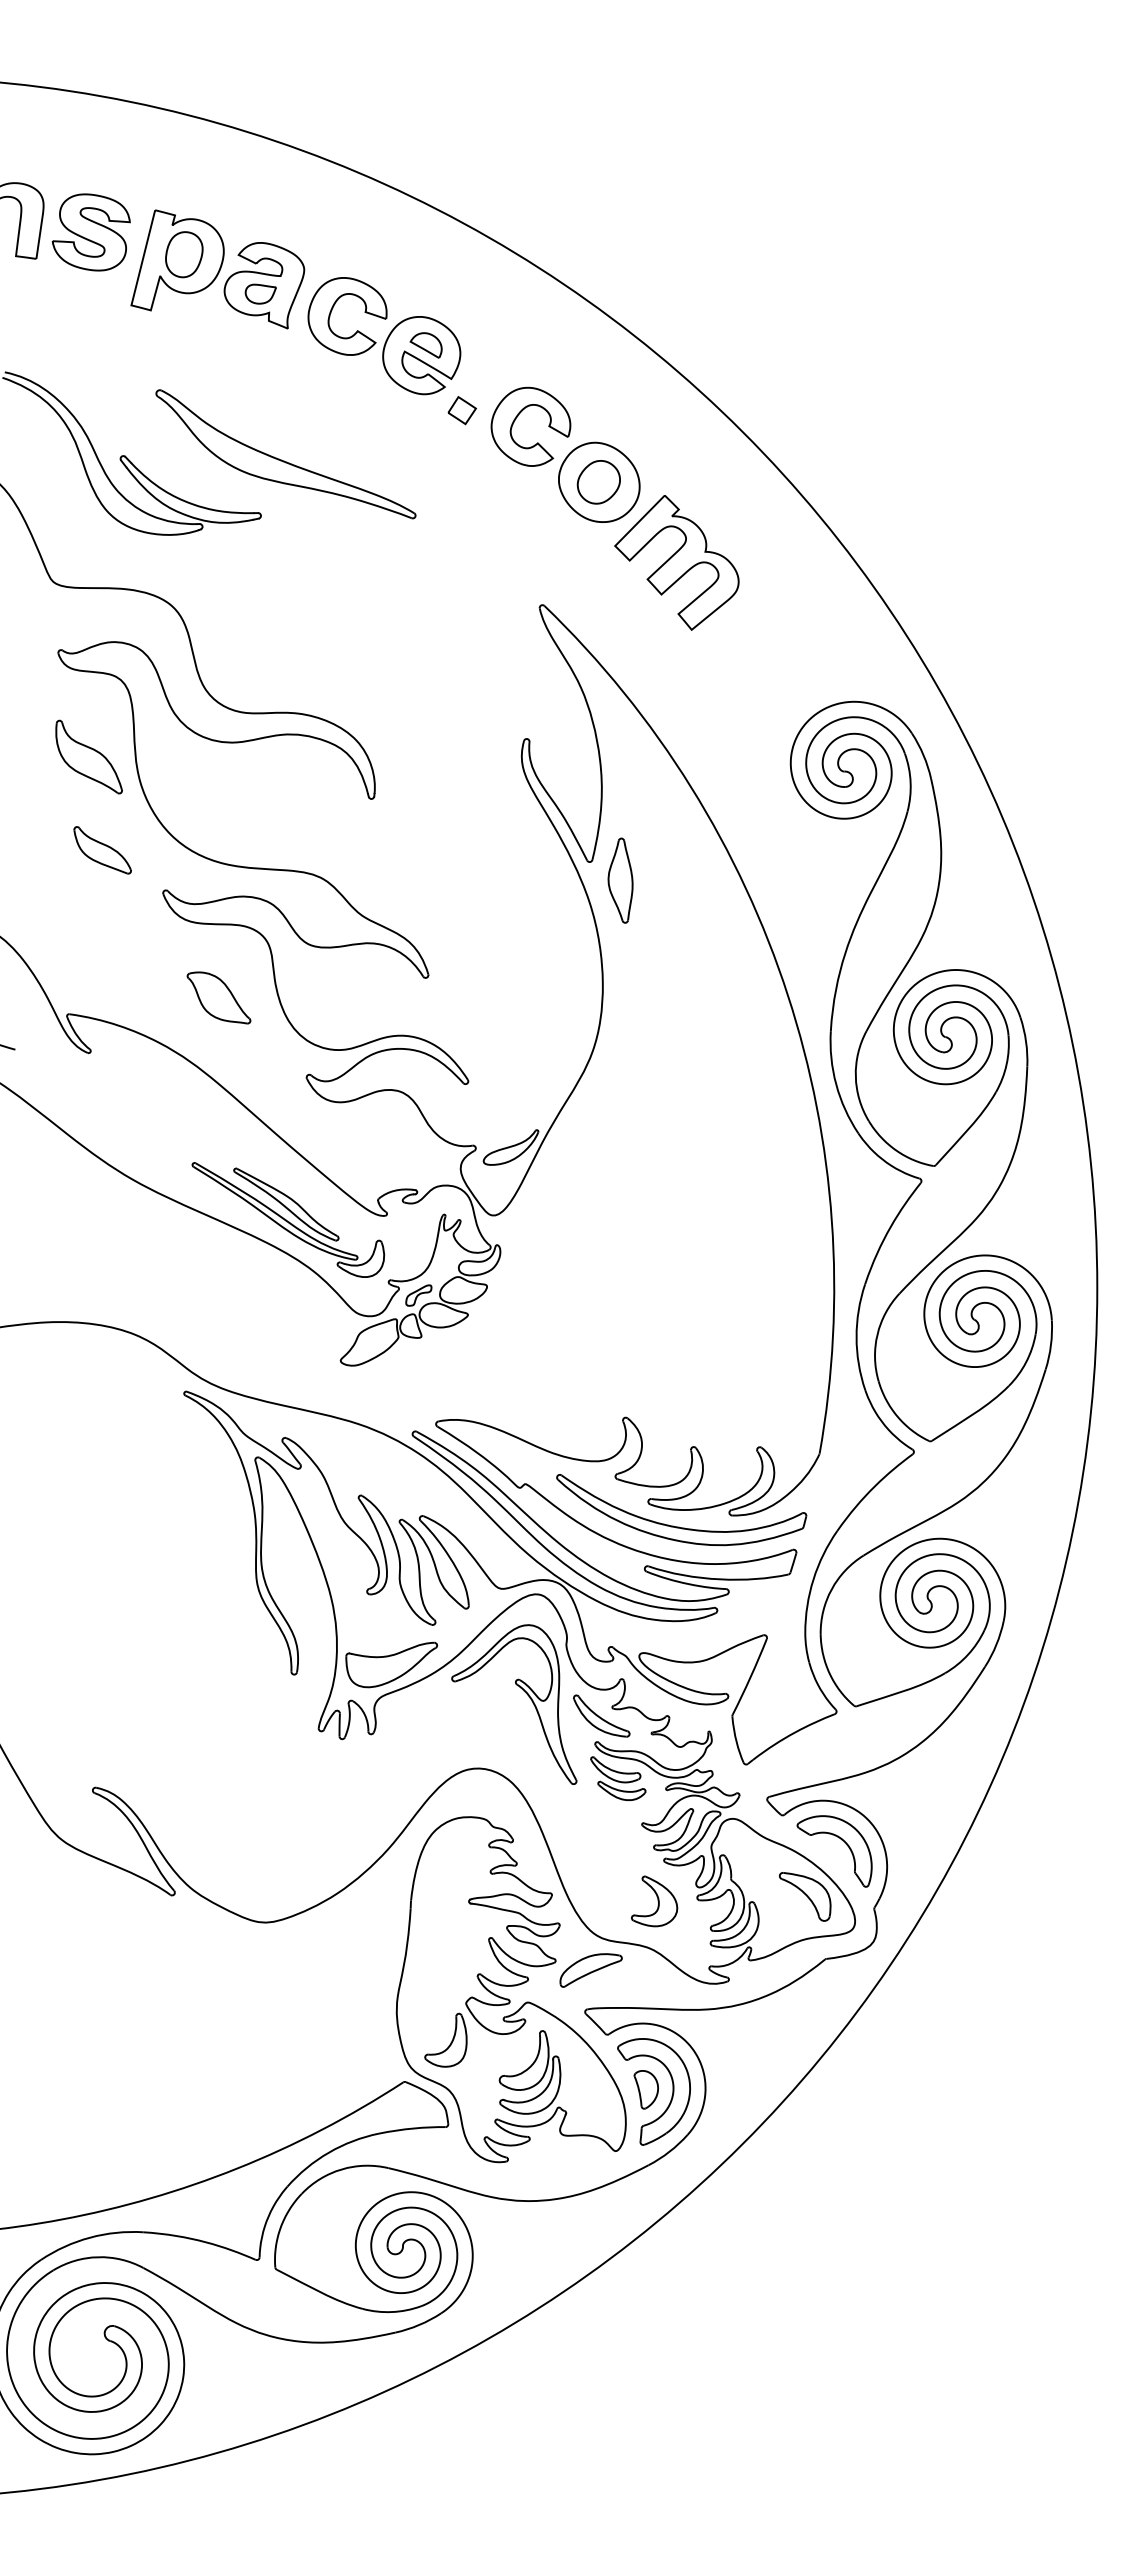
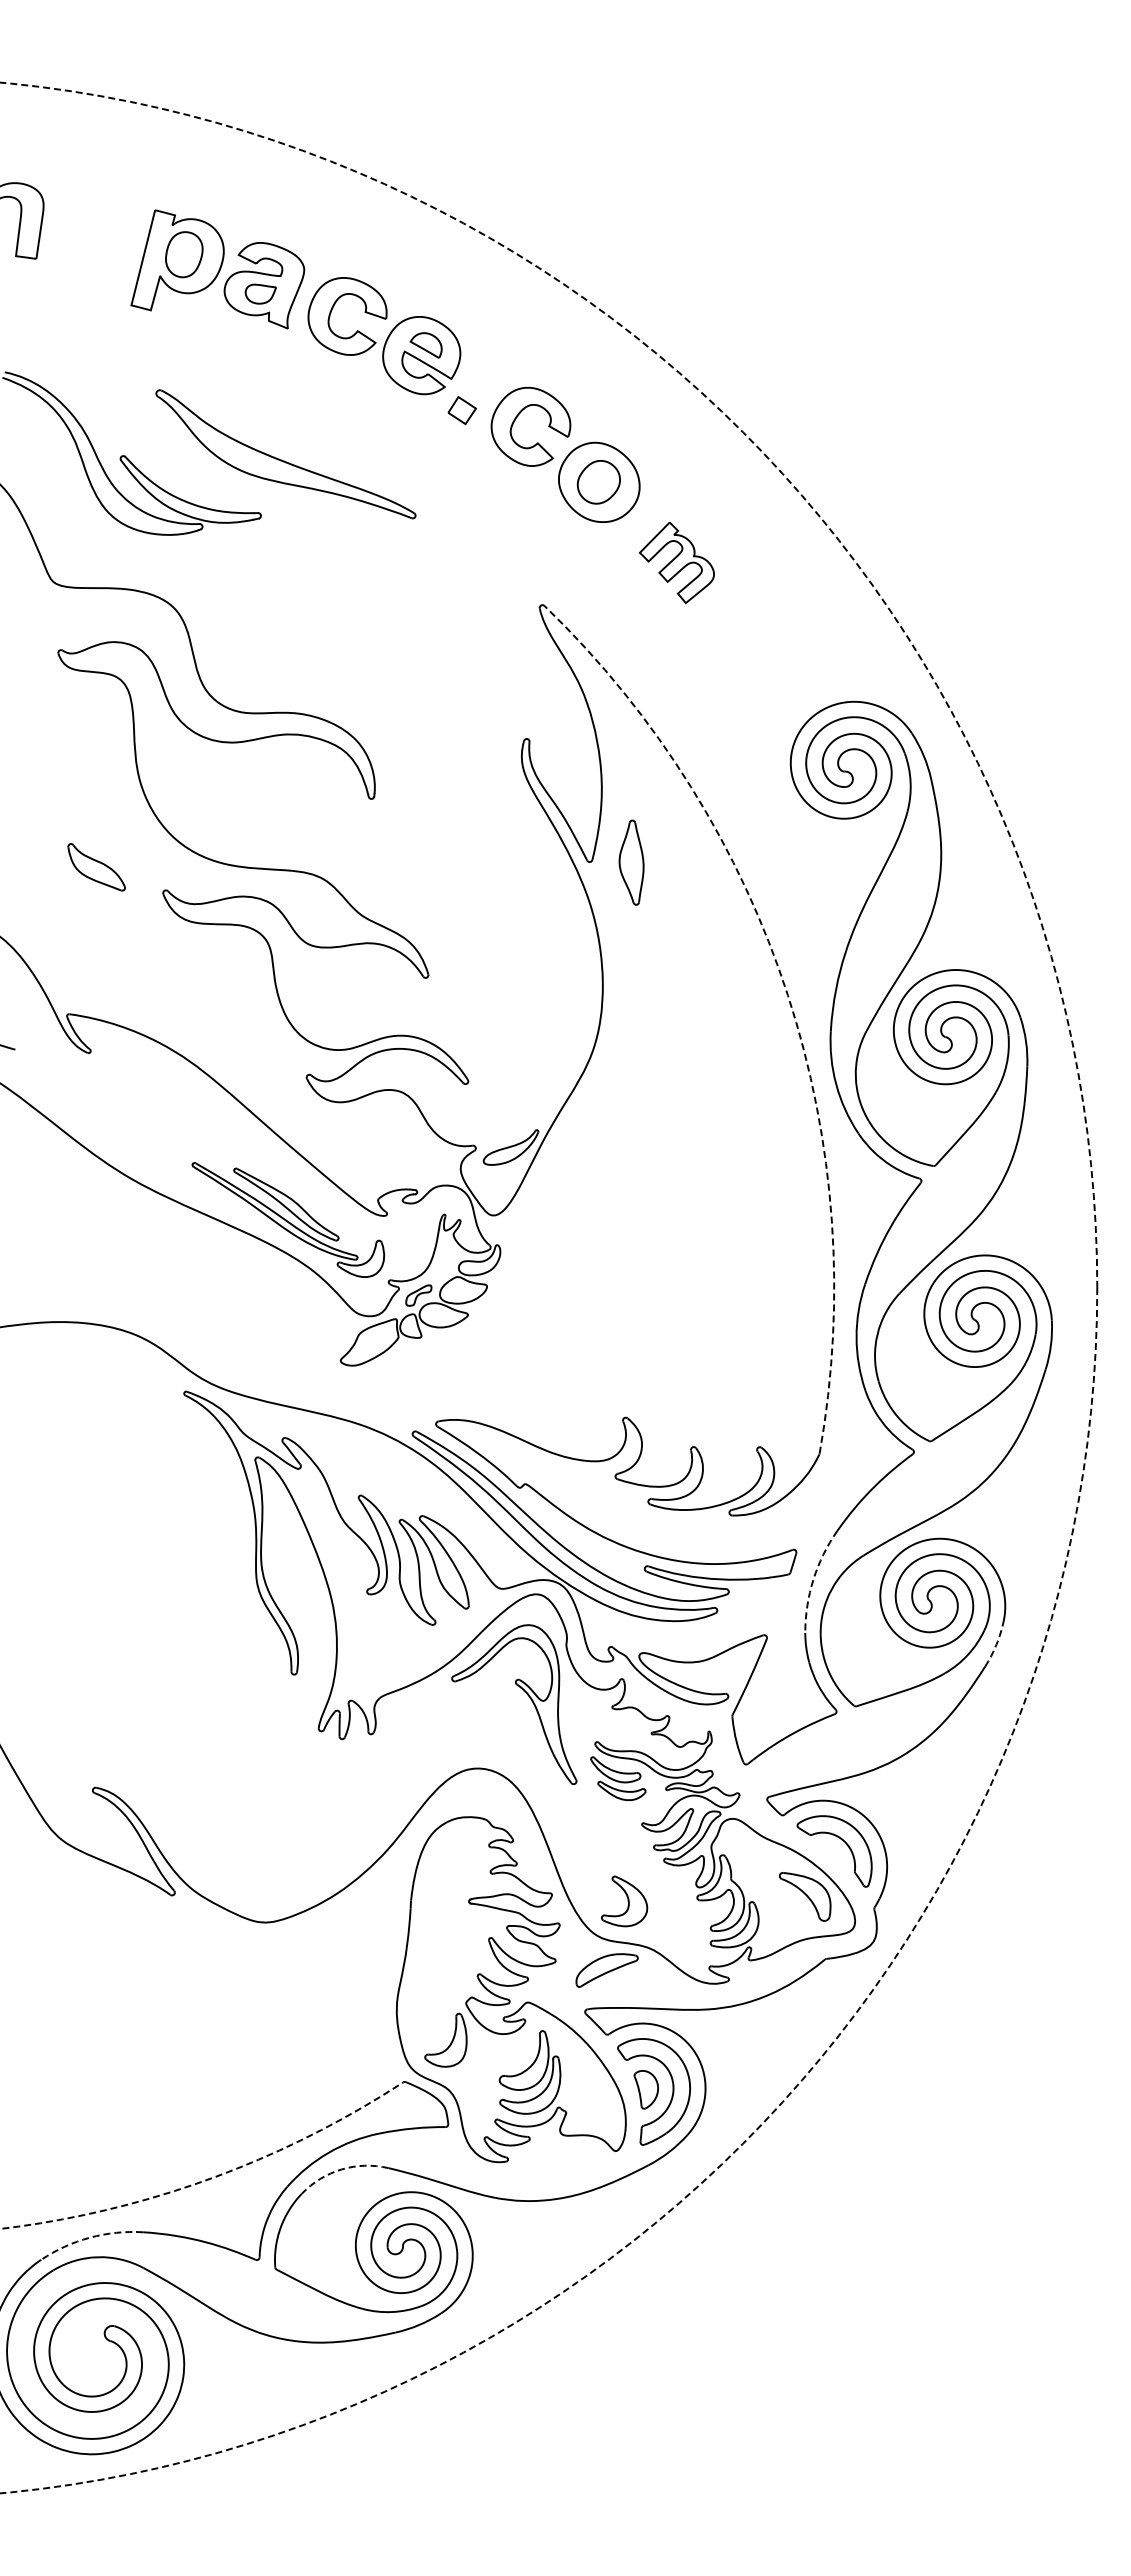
part: present -> none (90, 232)
part size: 126x136 px -> 77x83 px (676, 563)
part: present -> none (88, 756)
part position: (102, 850) -> (96, 867) (96, 867)
part position: (620, 880) -> (631, 862) (631, 862)
arc: solid -> dashed (787, 995)
part: present -> none (218, 997)
circle: solid -> dashed (548, 1287)
part: present -> none (679, 1526)
arc: solid -> dashed (813, 1579)
arc: solid -> dashed (996, 1644)
part: present -> none (391, 1664)
part: present -> none (601, 1715)
part position: (654, 1901) -> (624, 1901) (624, 1901)
part position: (590, 1970) -> (606, 1970) (606, 1970)
arc: solid -> dashed (341, 2169)
arc: solid -> dashed (210, 2178)
arc: solid -> dashed (90, 2237)
